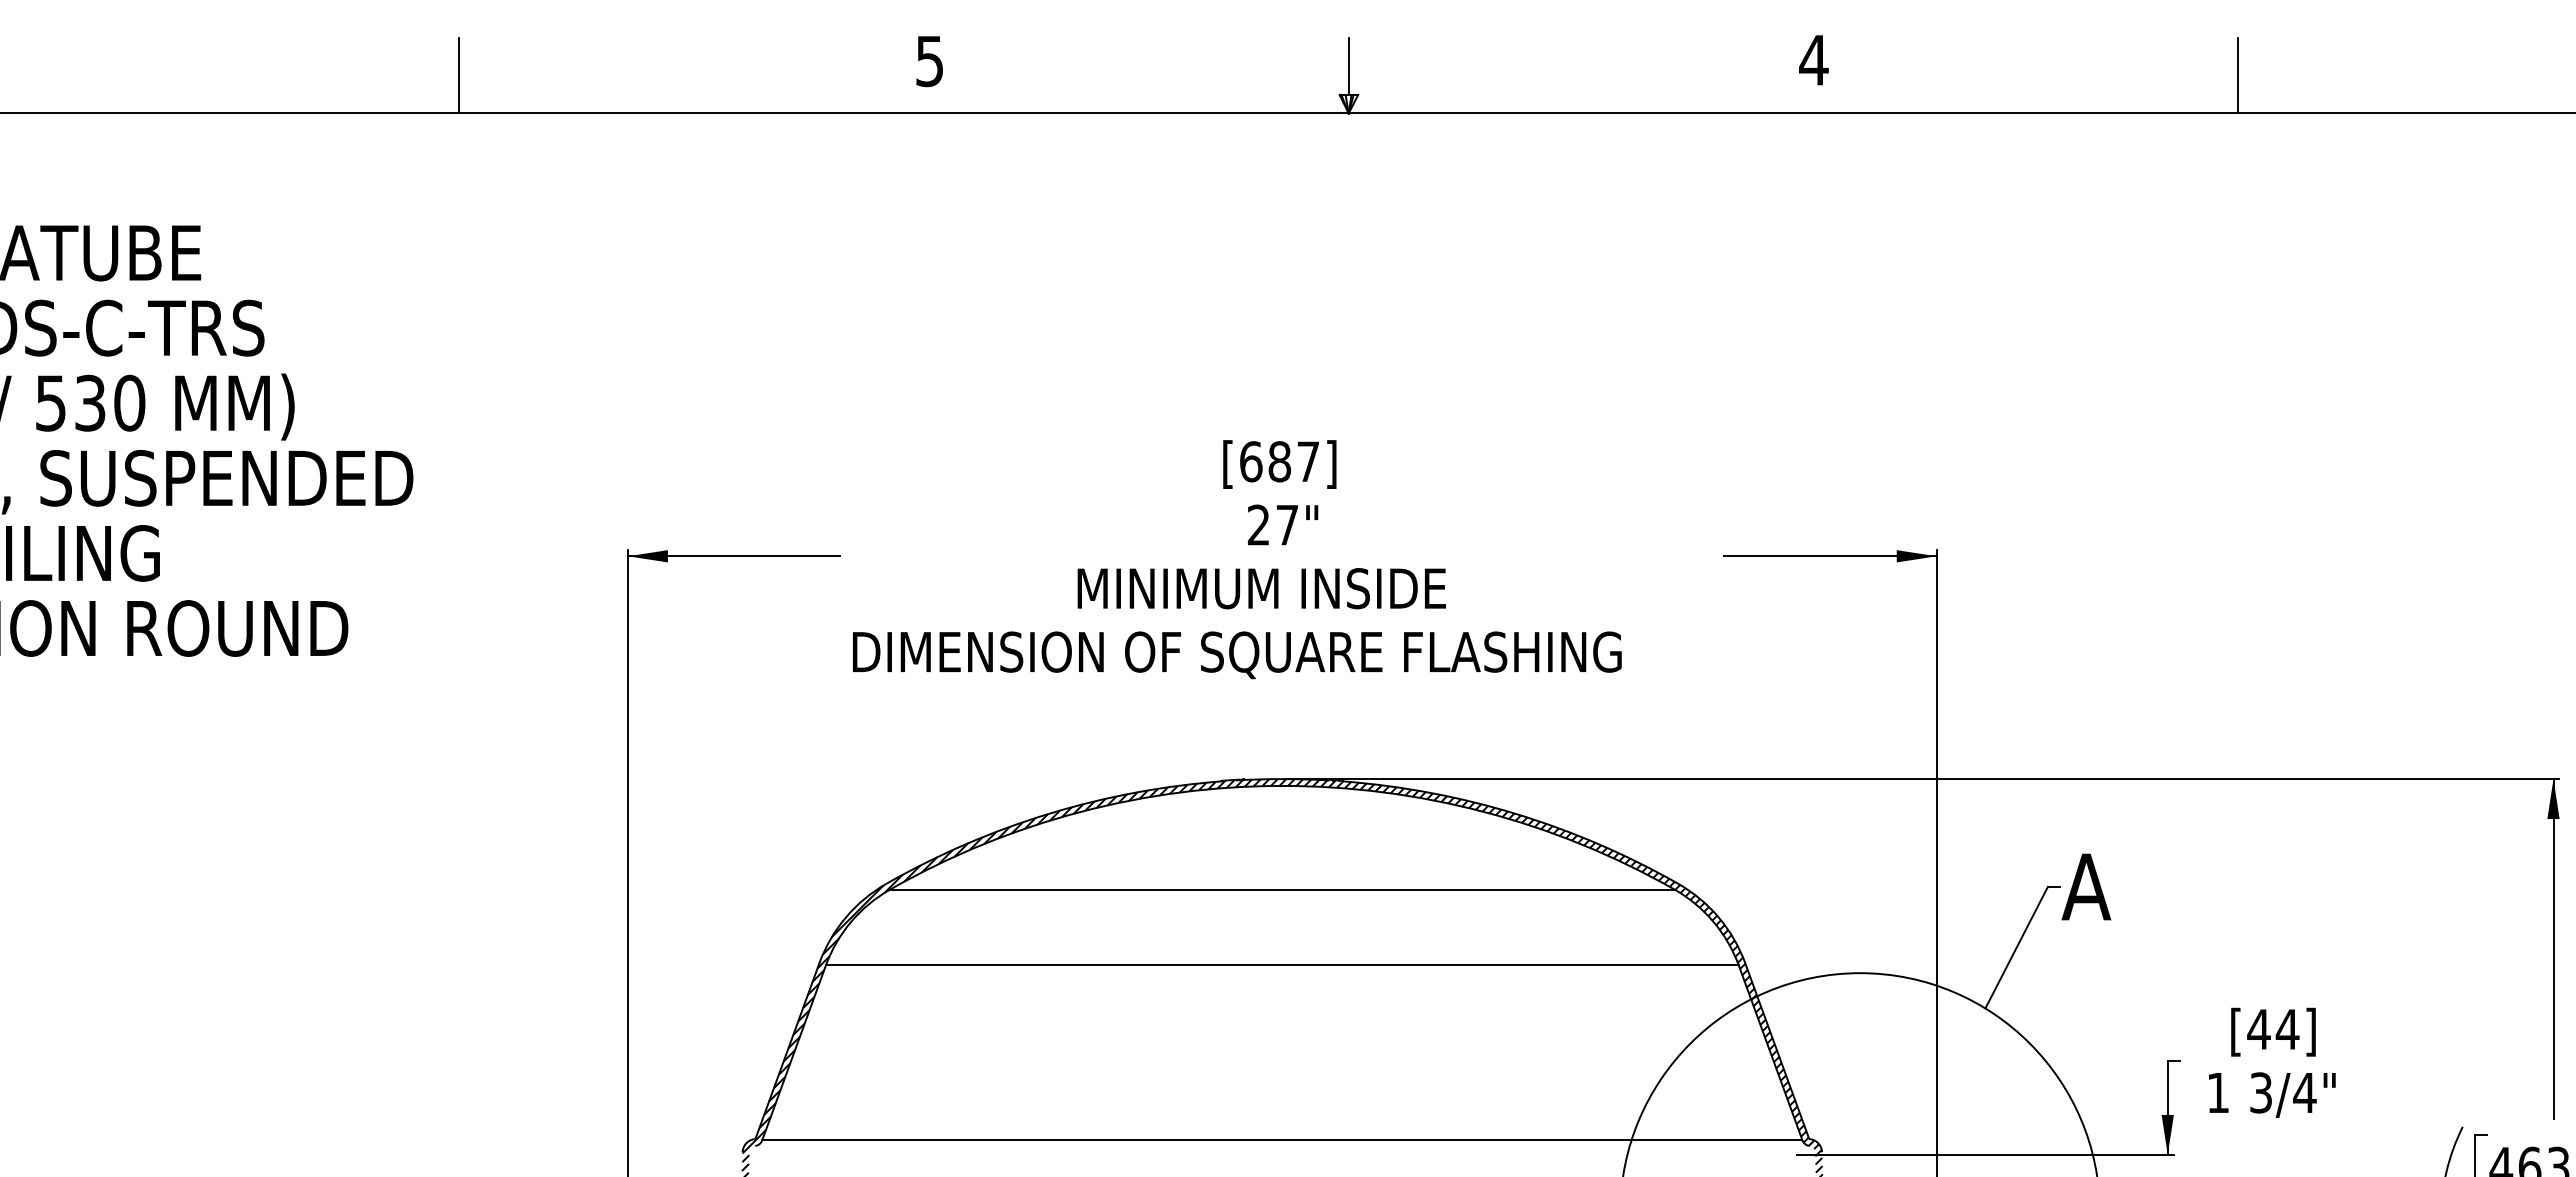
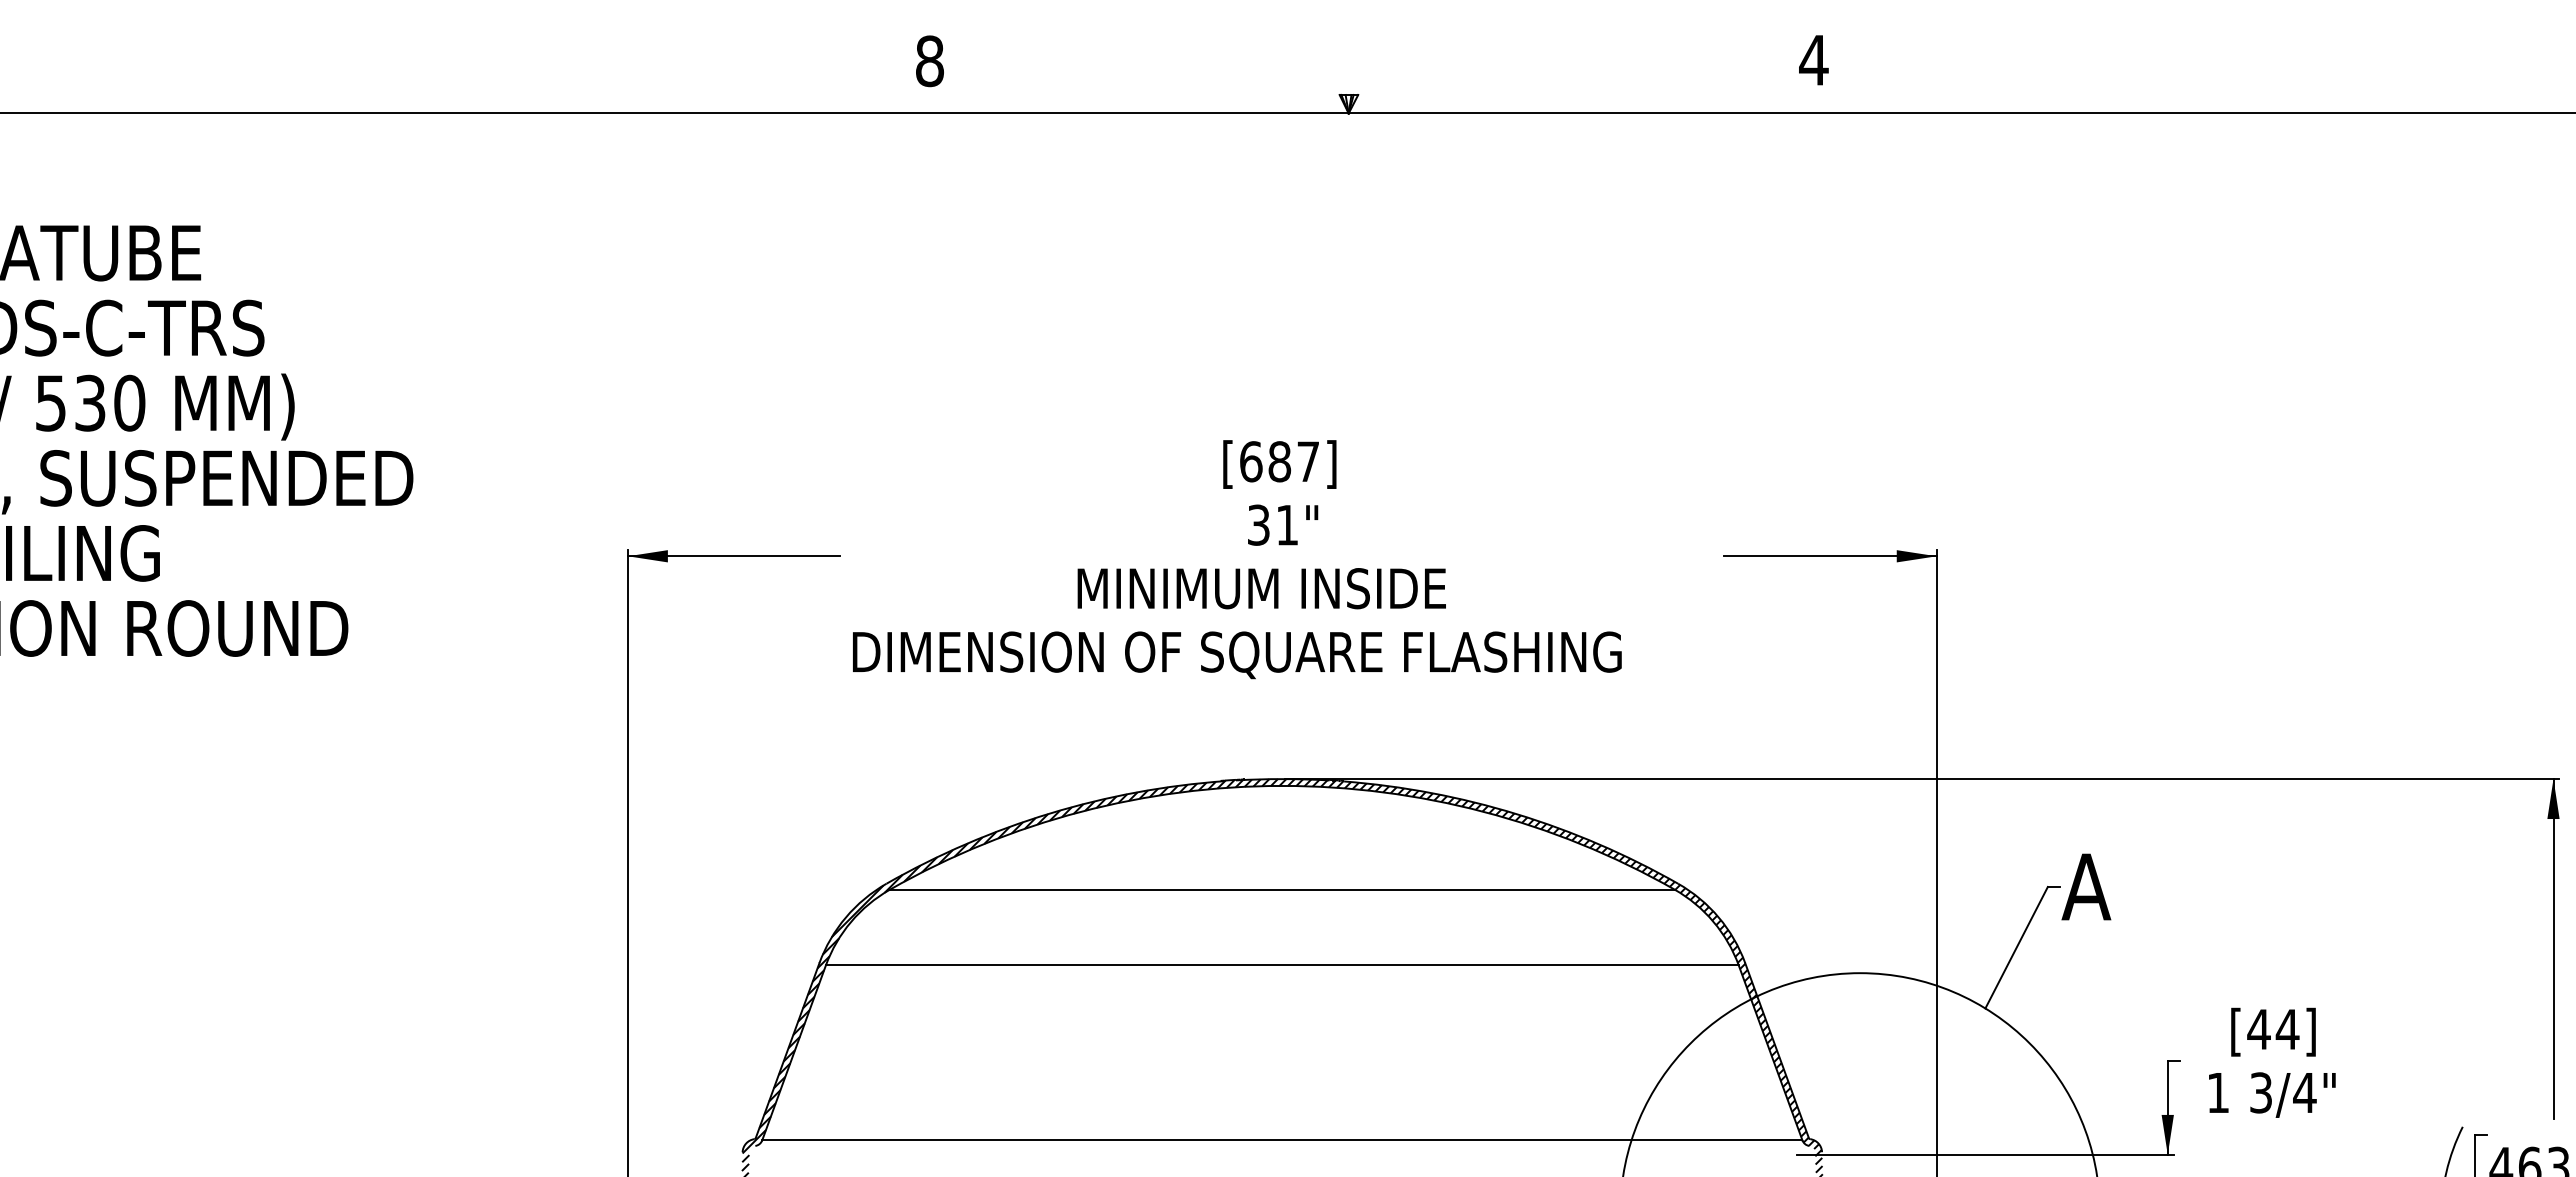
text: 5 -> 8 (929, 61)
line: present -> none (1348, 65)
line: present -> none (459, 75)
line: present -> none (2238, 75)
text: 27" -> 31" (1272, 524)
